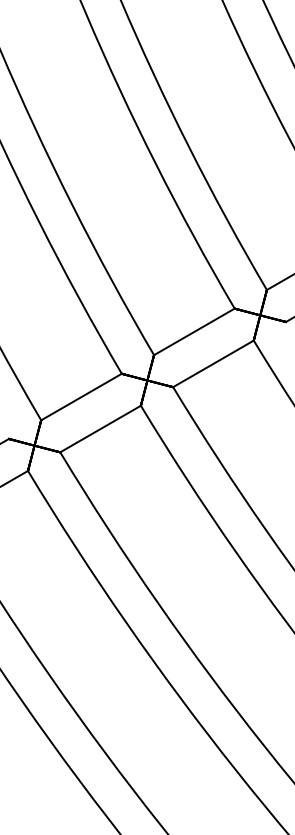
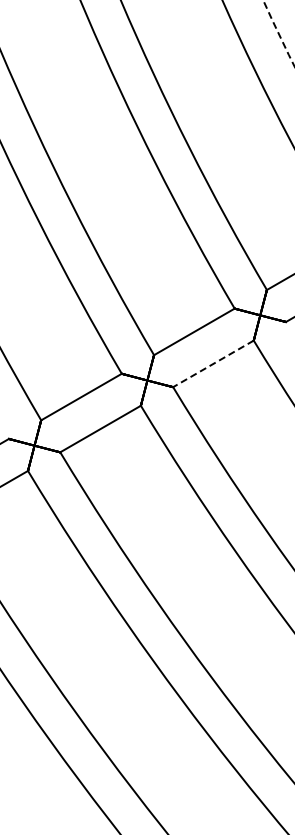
arc: solid -> dashed (279, 34)
line: solid -> dashed (213, 363)
